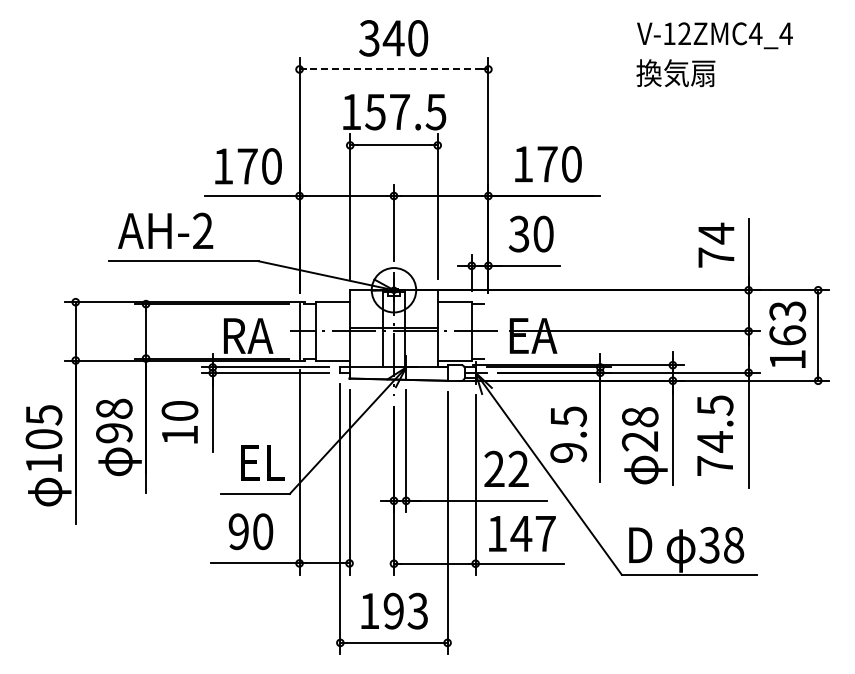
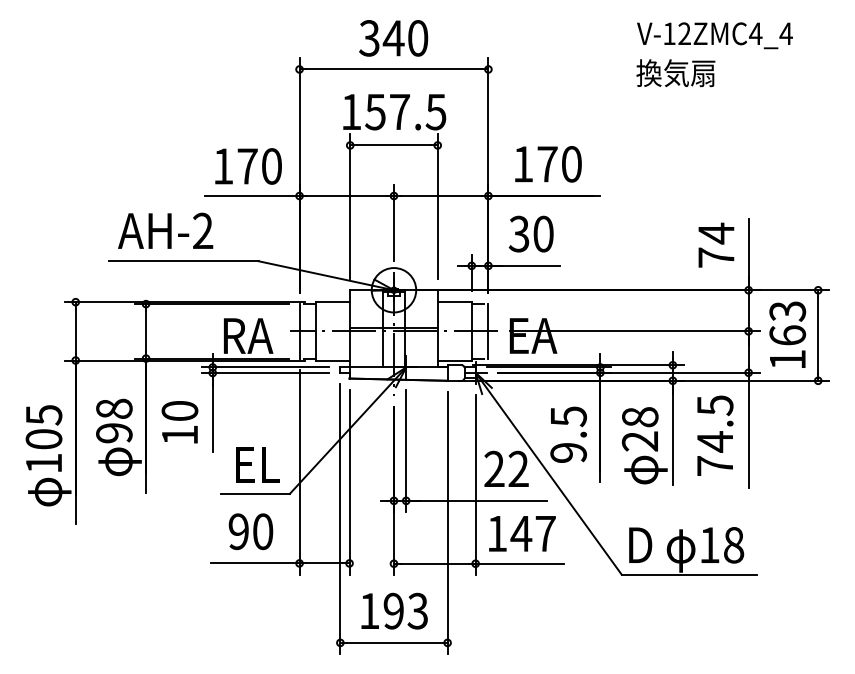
line: dashed -> solid (393, 69)
line: none -> present (488, 331)
text position: (262, 462) -> (257, 464) (257, 464)
text: 38 -> 18 (709, 545)
